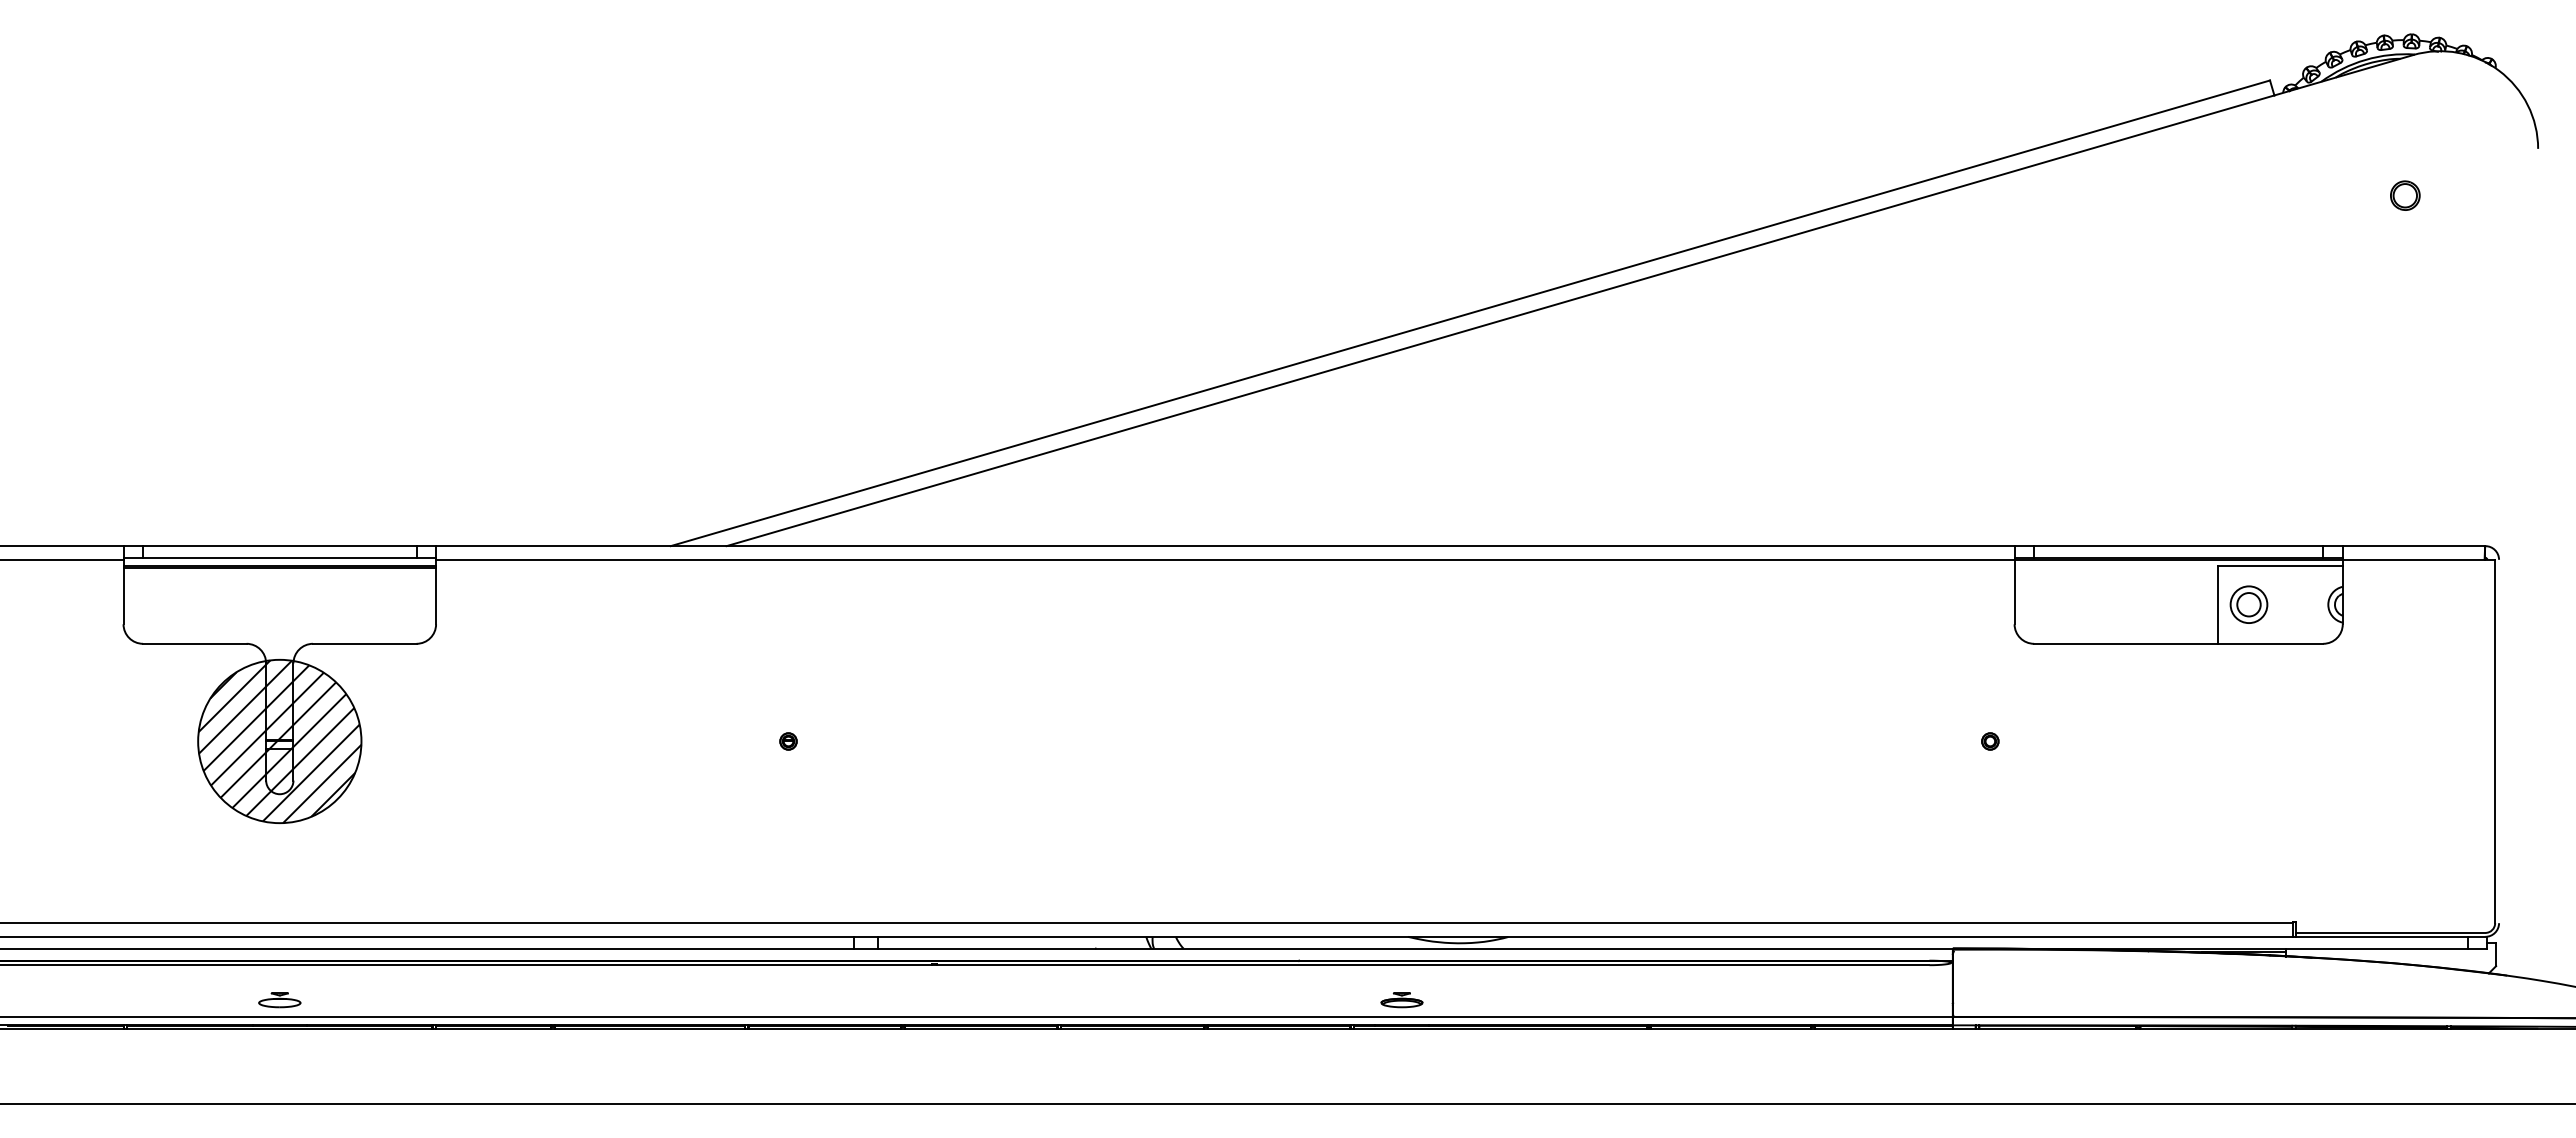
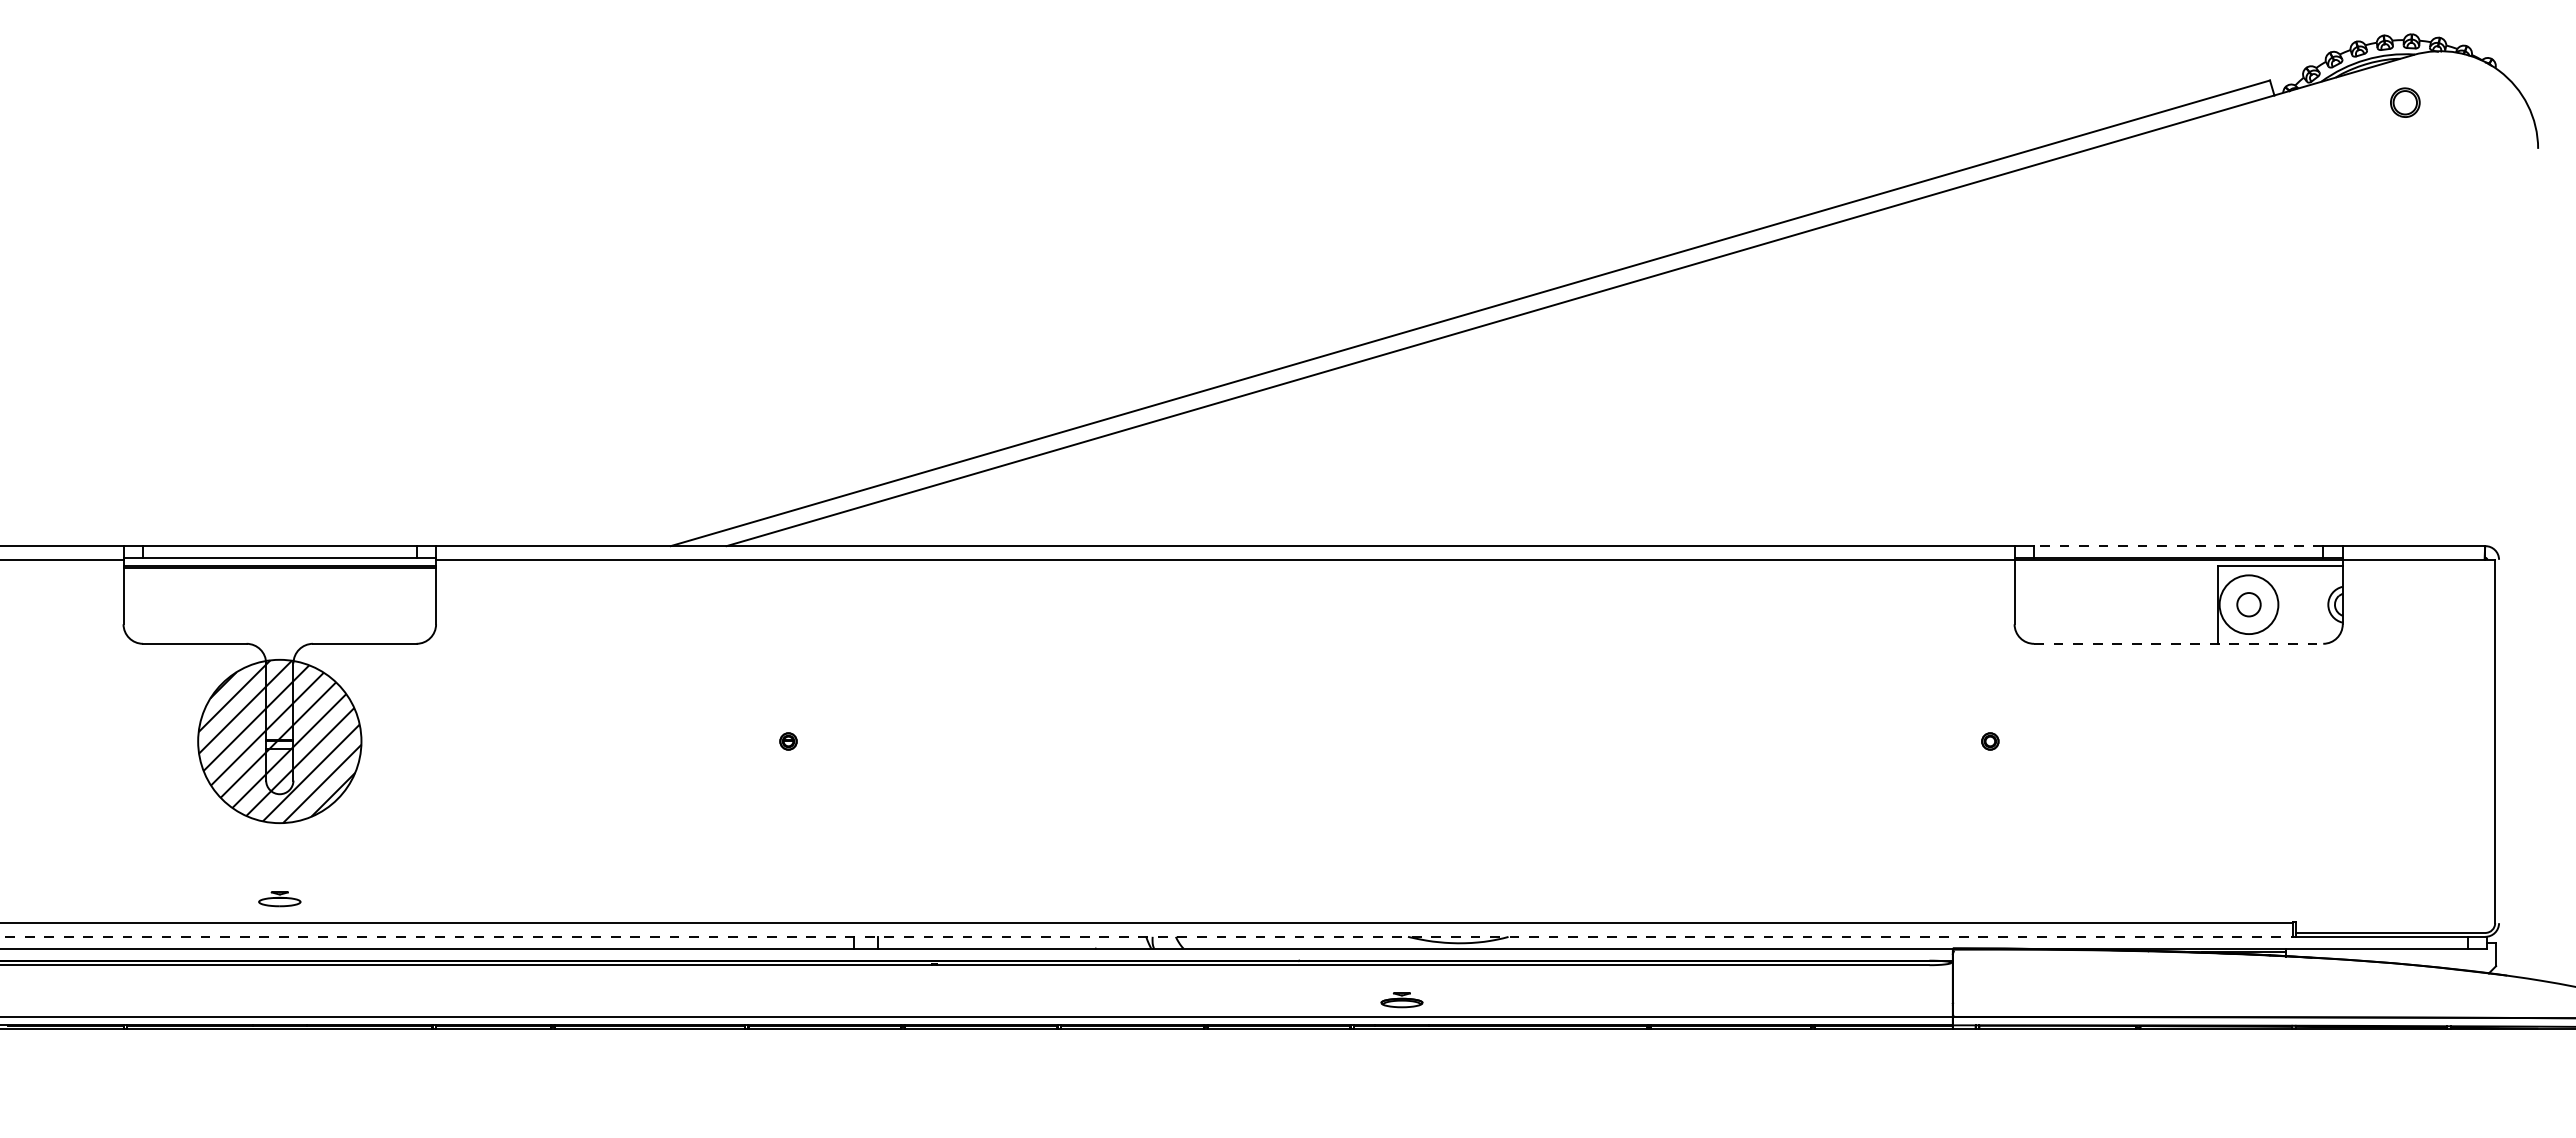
part position: (2405, 195) -> (2405, 102) (2405, 102)
line: solid -> dashed (2178, 546)
circle diameter: 37 px -> 59 px (2248, 604)
line: solid -> dashed (2178, 643)
line: solid -> dashed (1147, 936)
part position: (279, 1000) -> (279, 899) (279, 899)
line: present -> none (1287, 1103)
